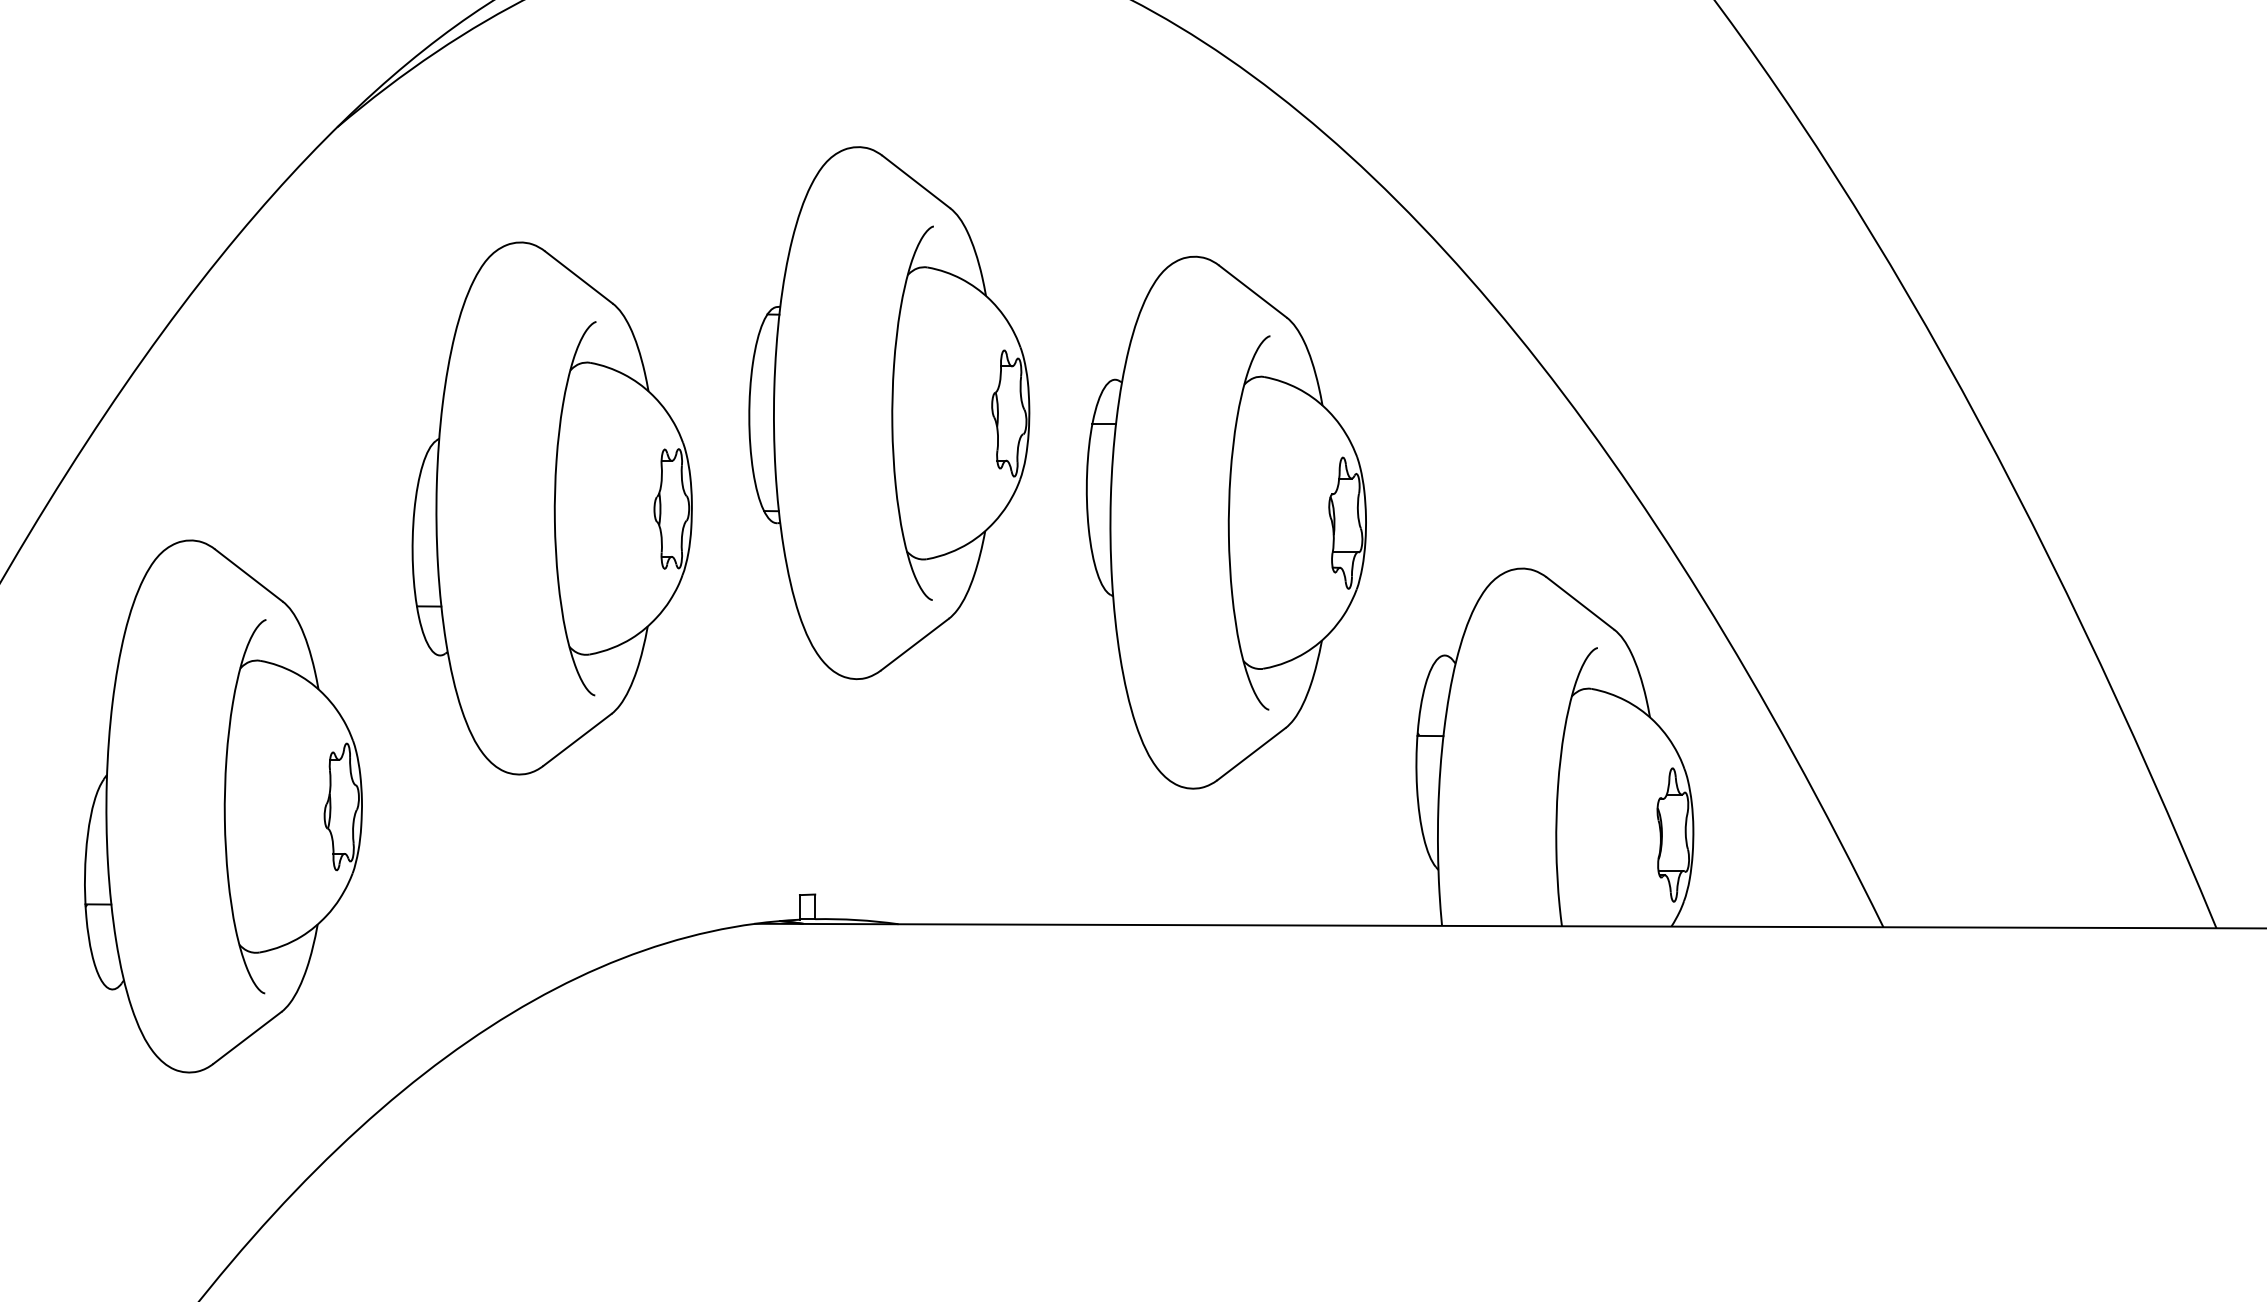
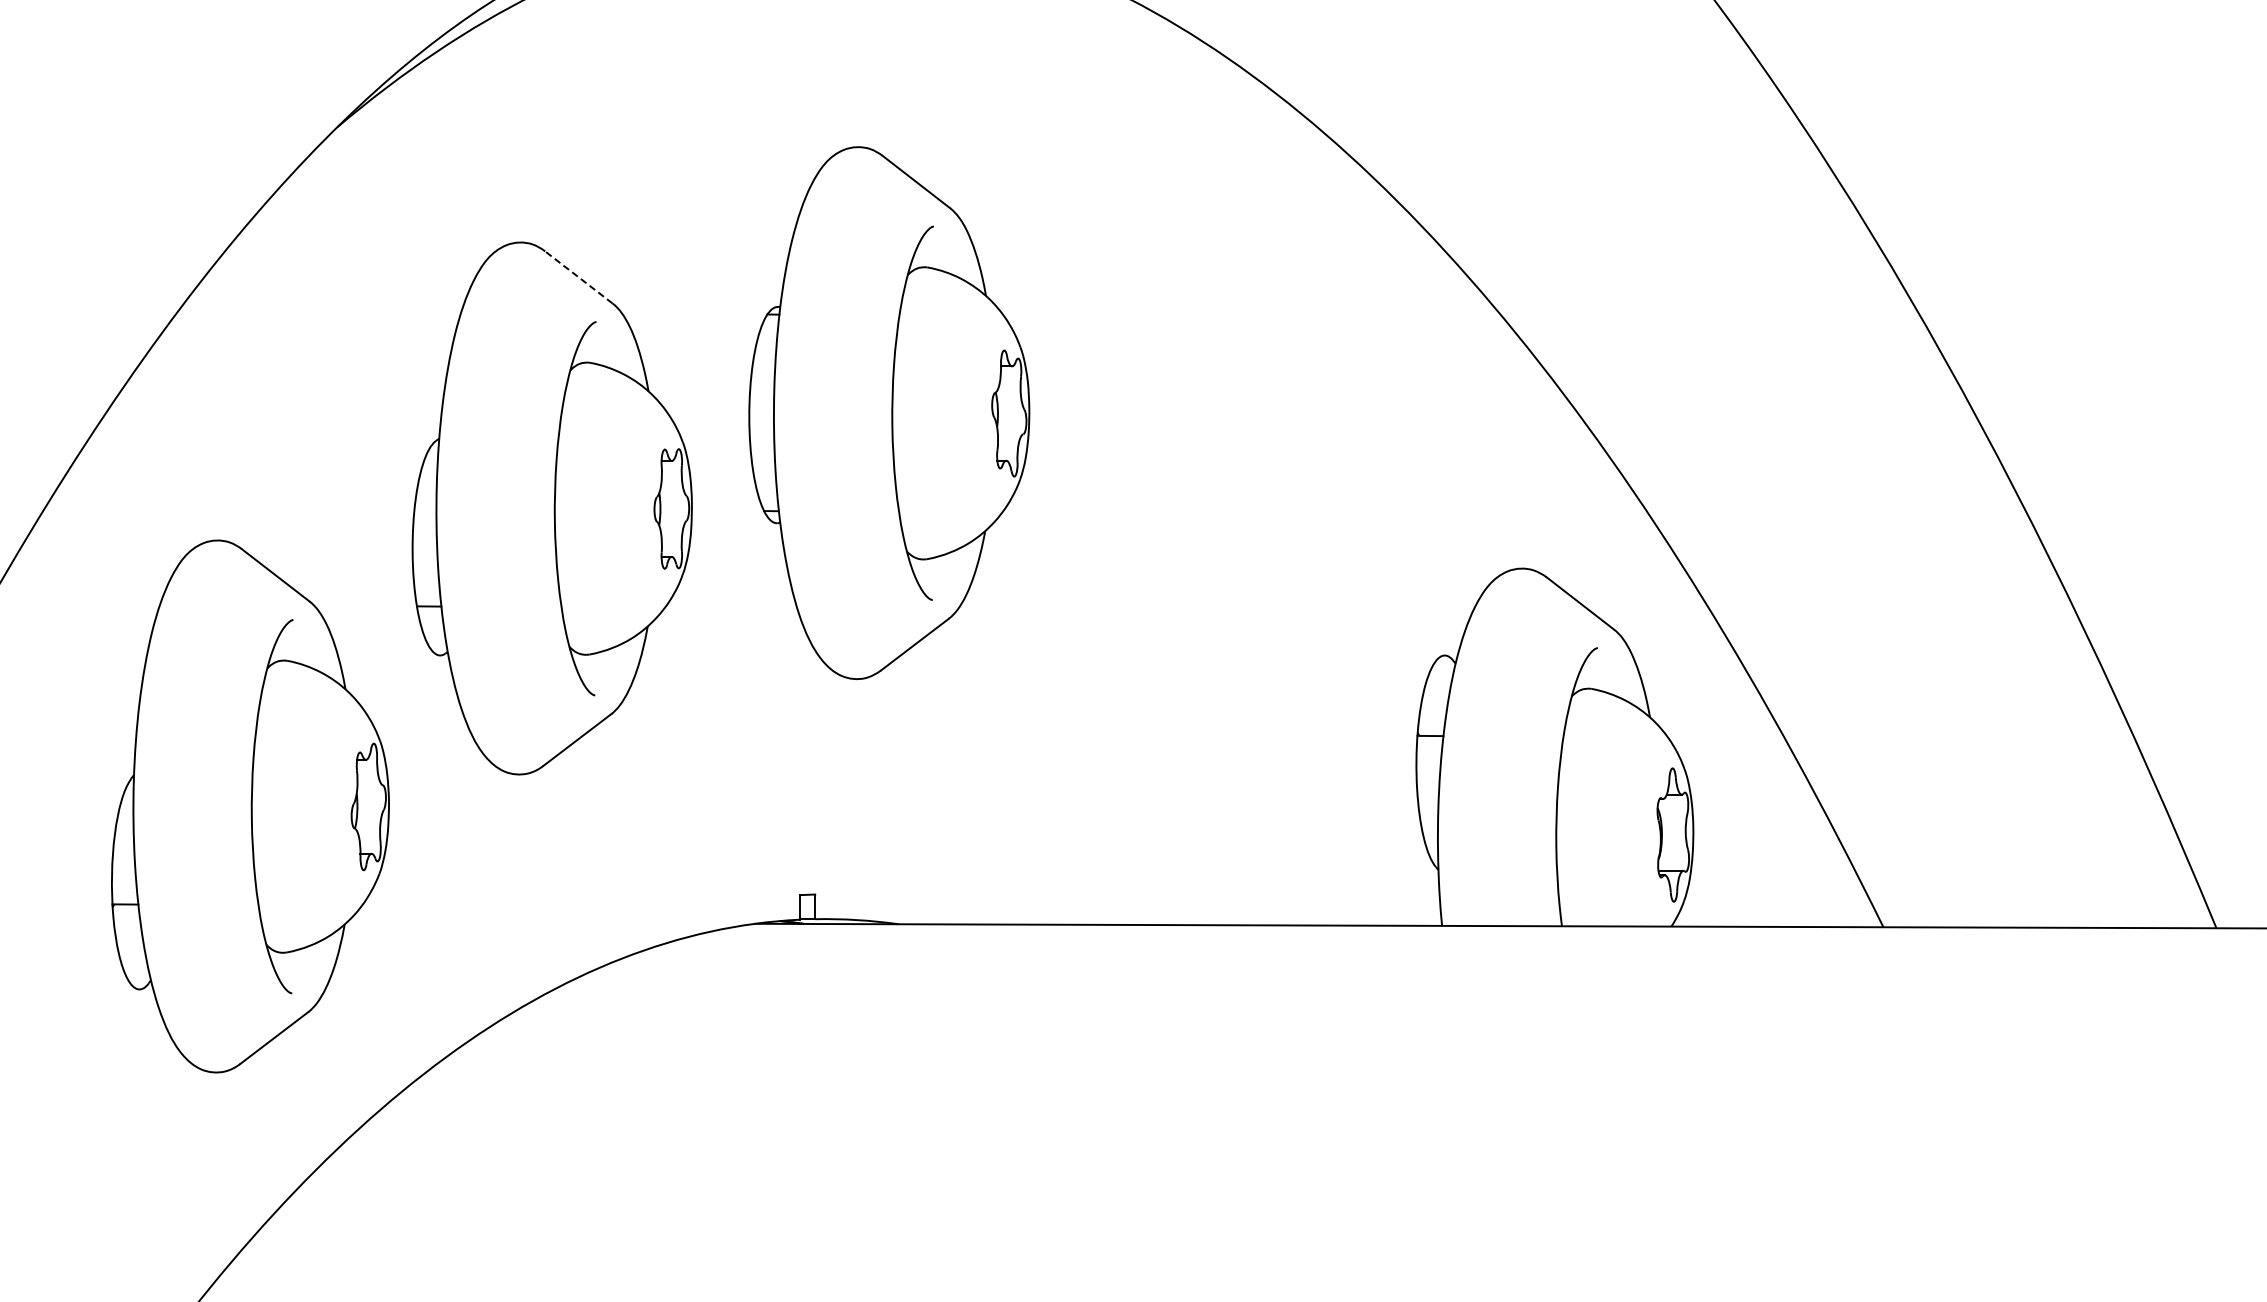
line: solid -> dashed (578, 277)
part: present -> none (1225, 522)
part position: (223, 806) -> (250, 806) (250, 806)
